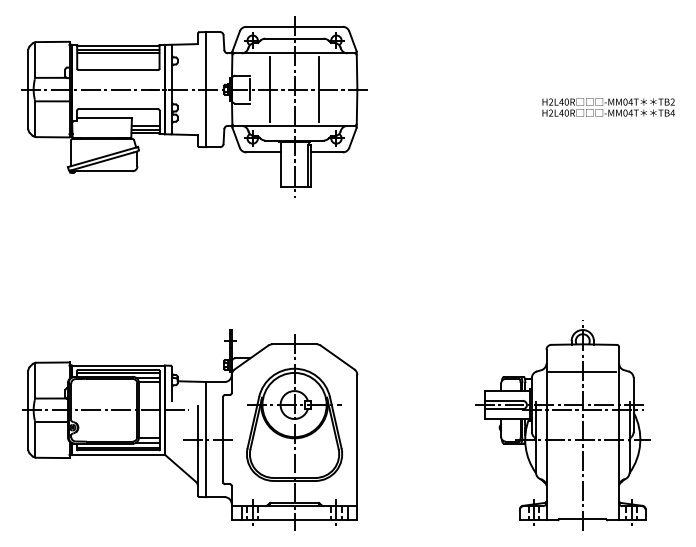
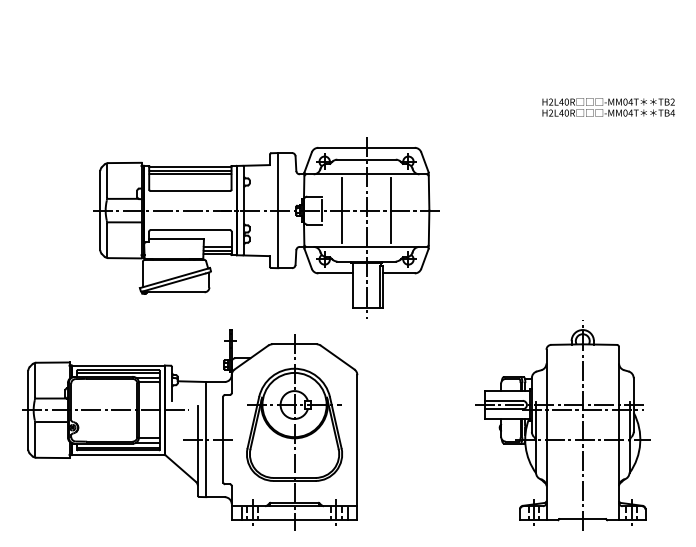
part position: (194, 106) -> (266, 227) (266, 227)
line: present -> none (582, 371)
